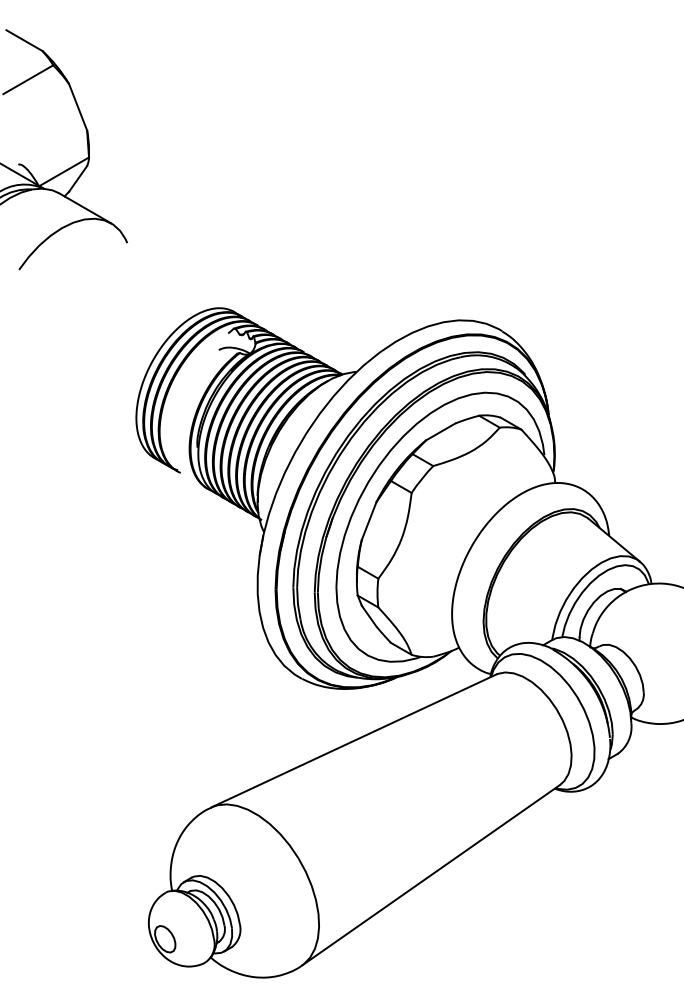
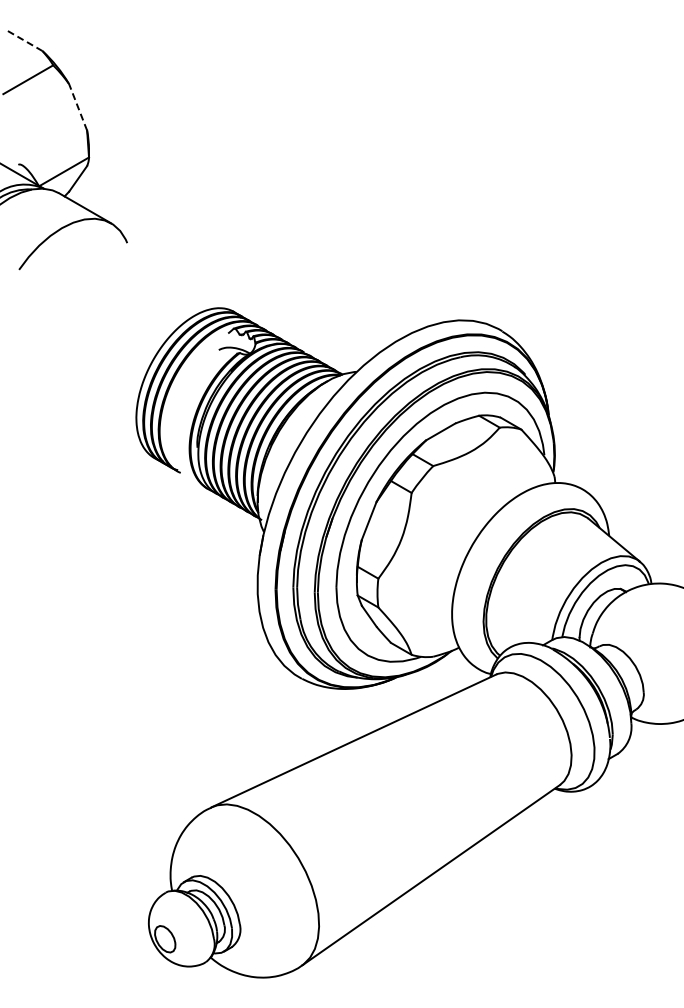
line: solid -> dashed (24, 40)
line: solid -> dashed (78, 107)
